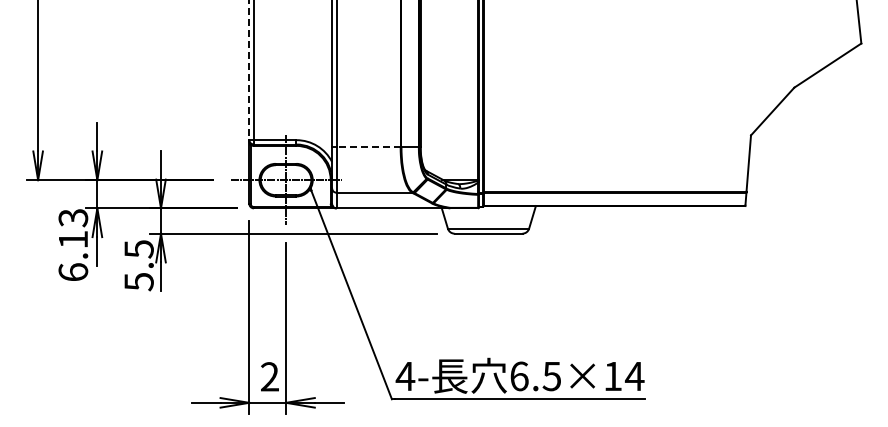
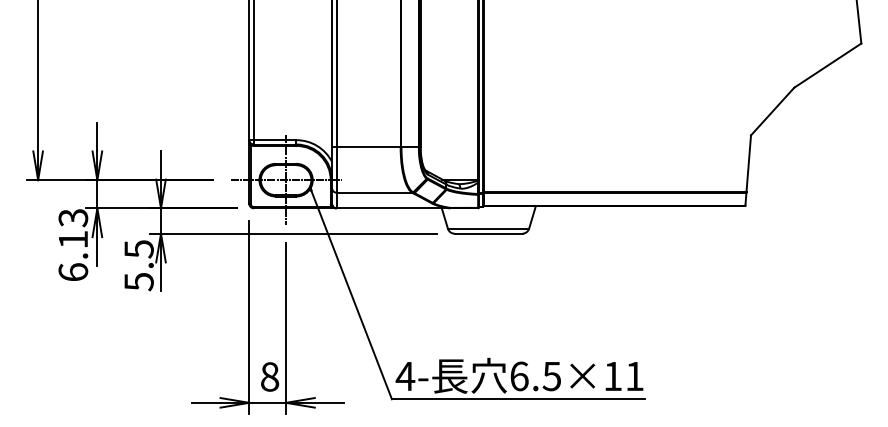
line: dashed -> solid (249, 70)
line: dashed -> solid (368, 147)
text: 2 -> 8 (270, 376)
text: 6.5×14 -> 6.5×11 (634, 376)
